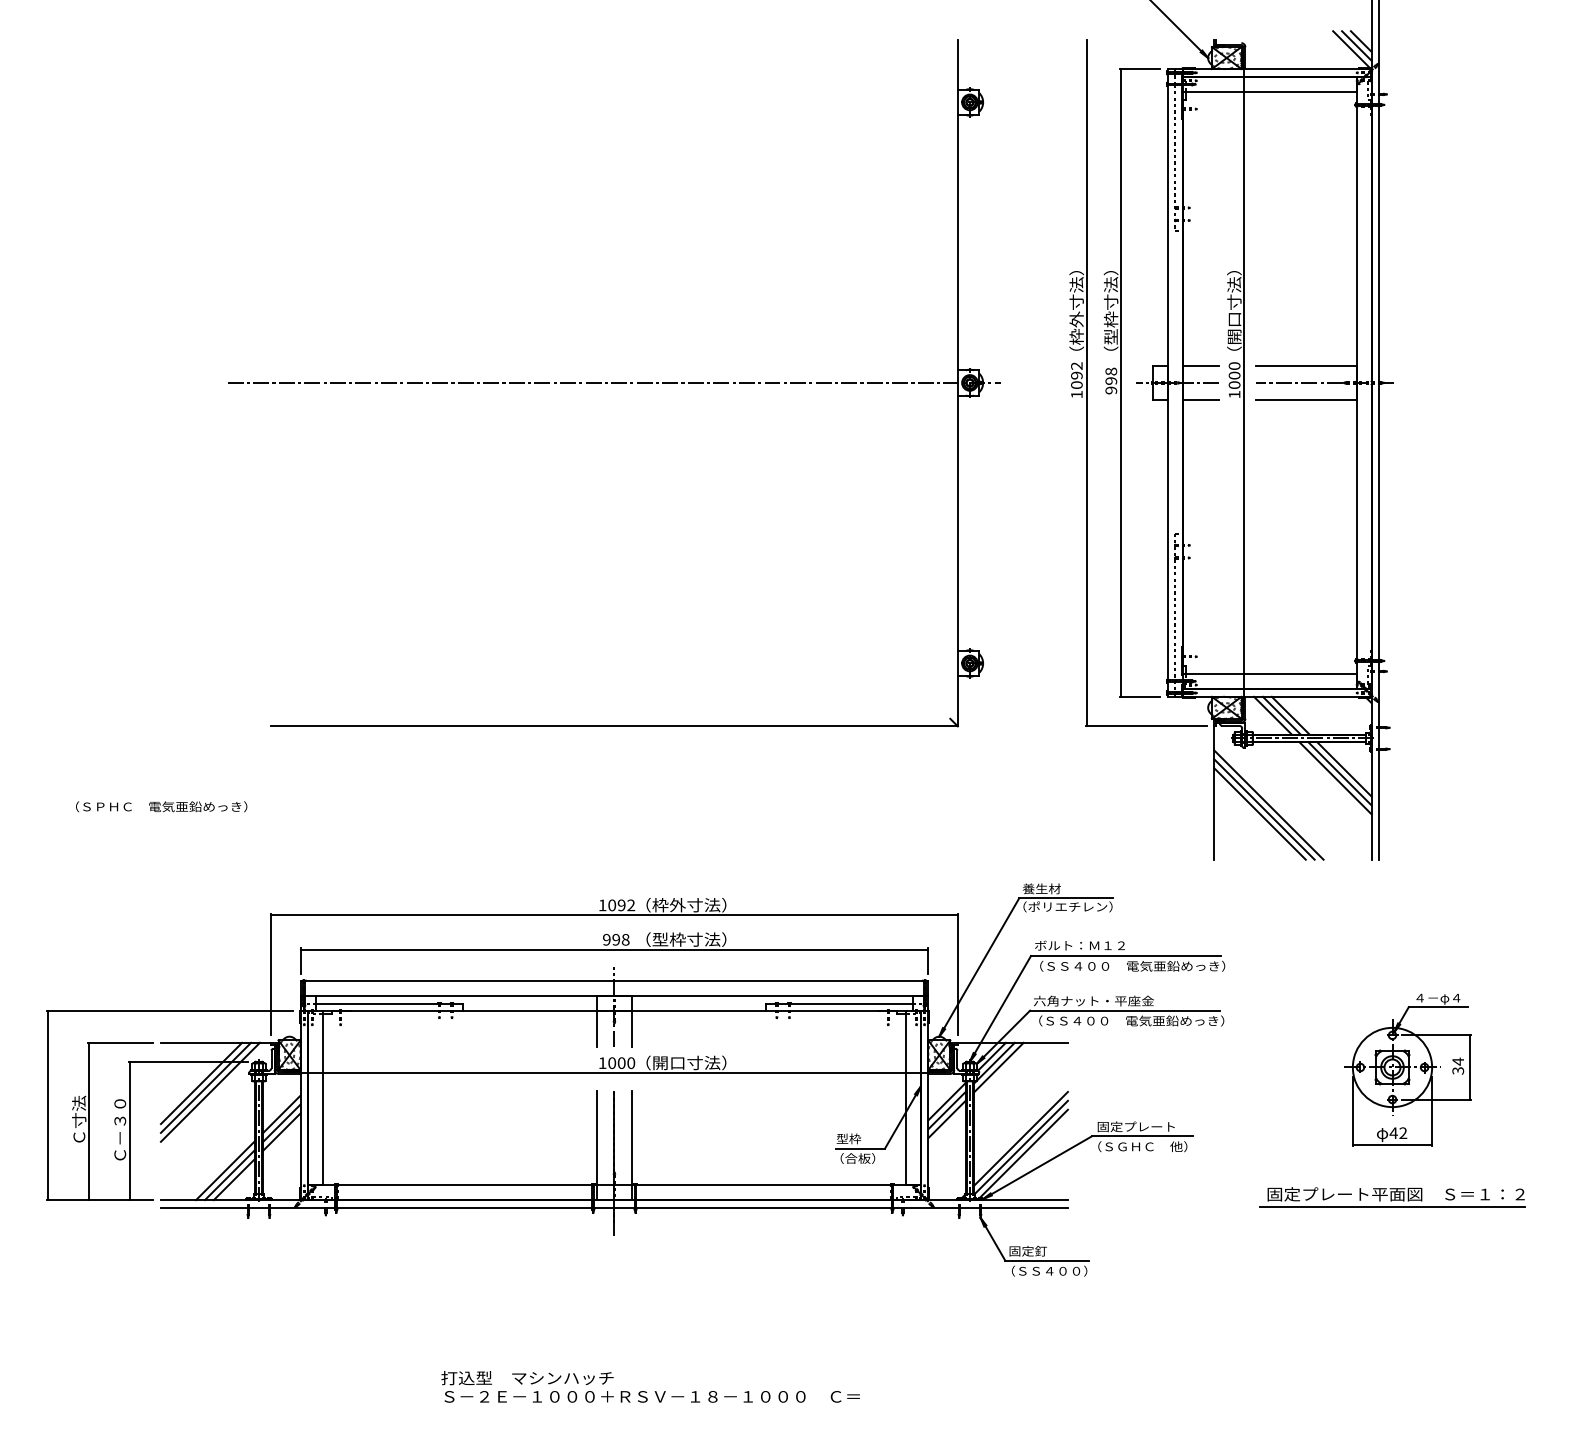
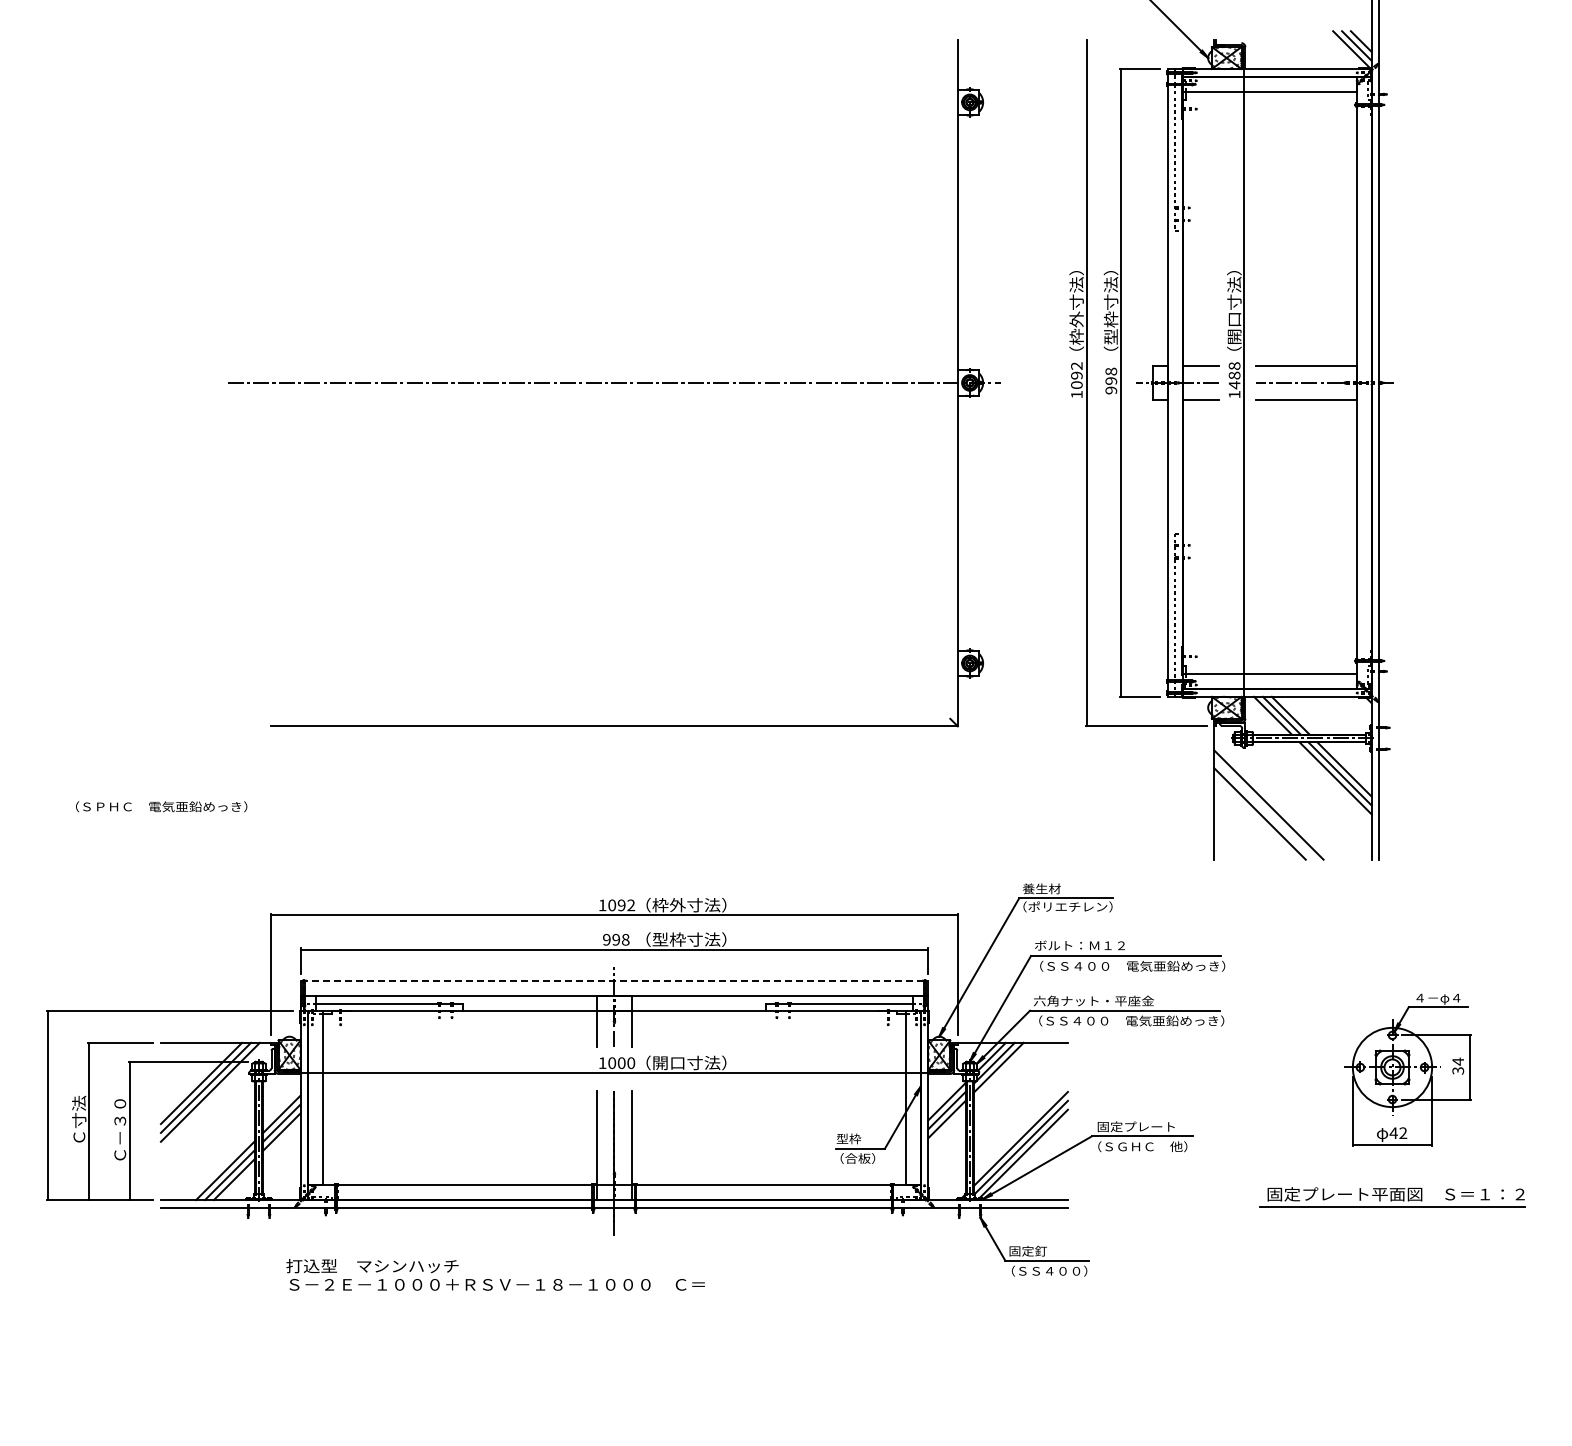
text: 1000 -> 1488 (1234, 375)
line: present -> none (1264, 809)
line: solid -> dashed (614, 981)
text position: (650, 1386) -> (495, 1274) (495, 1274)
